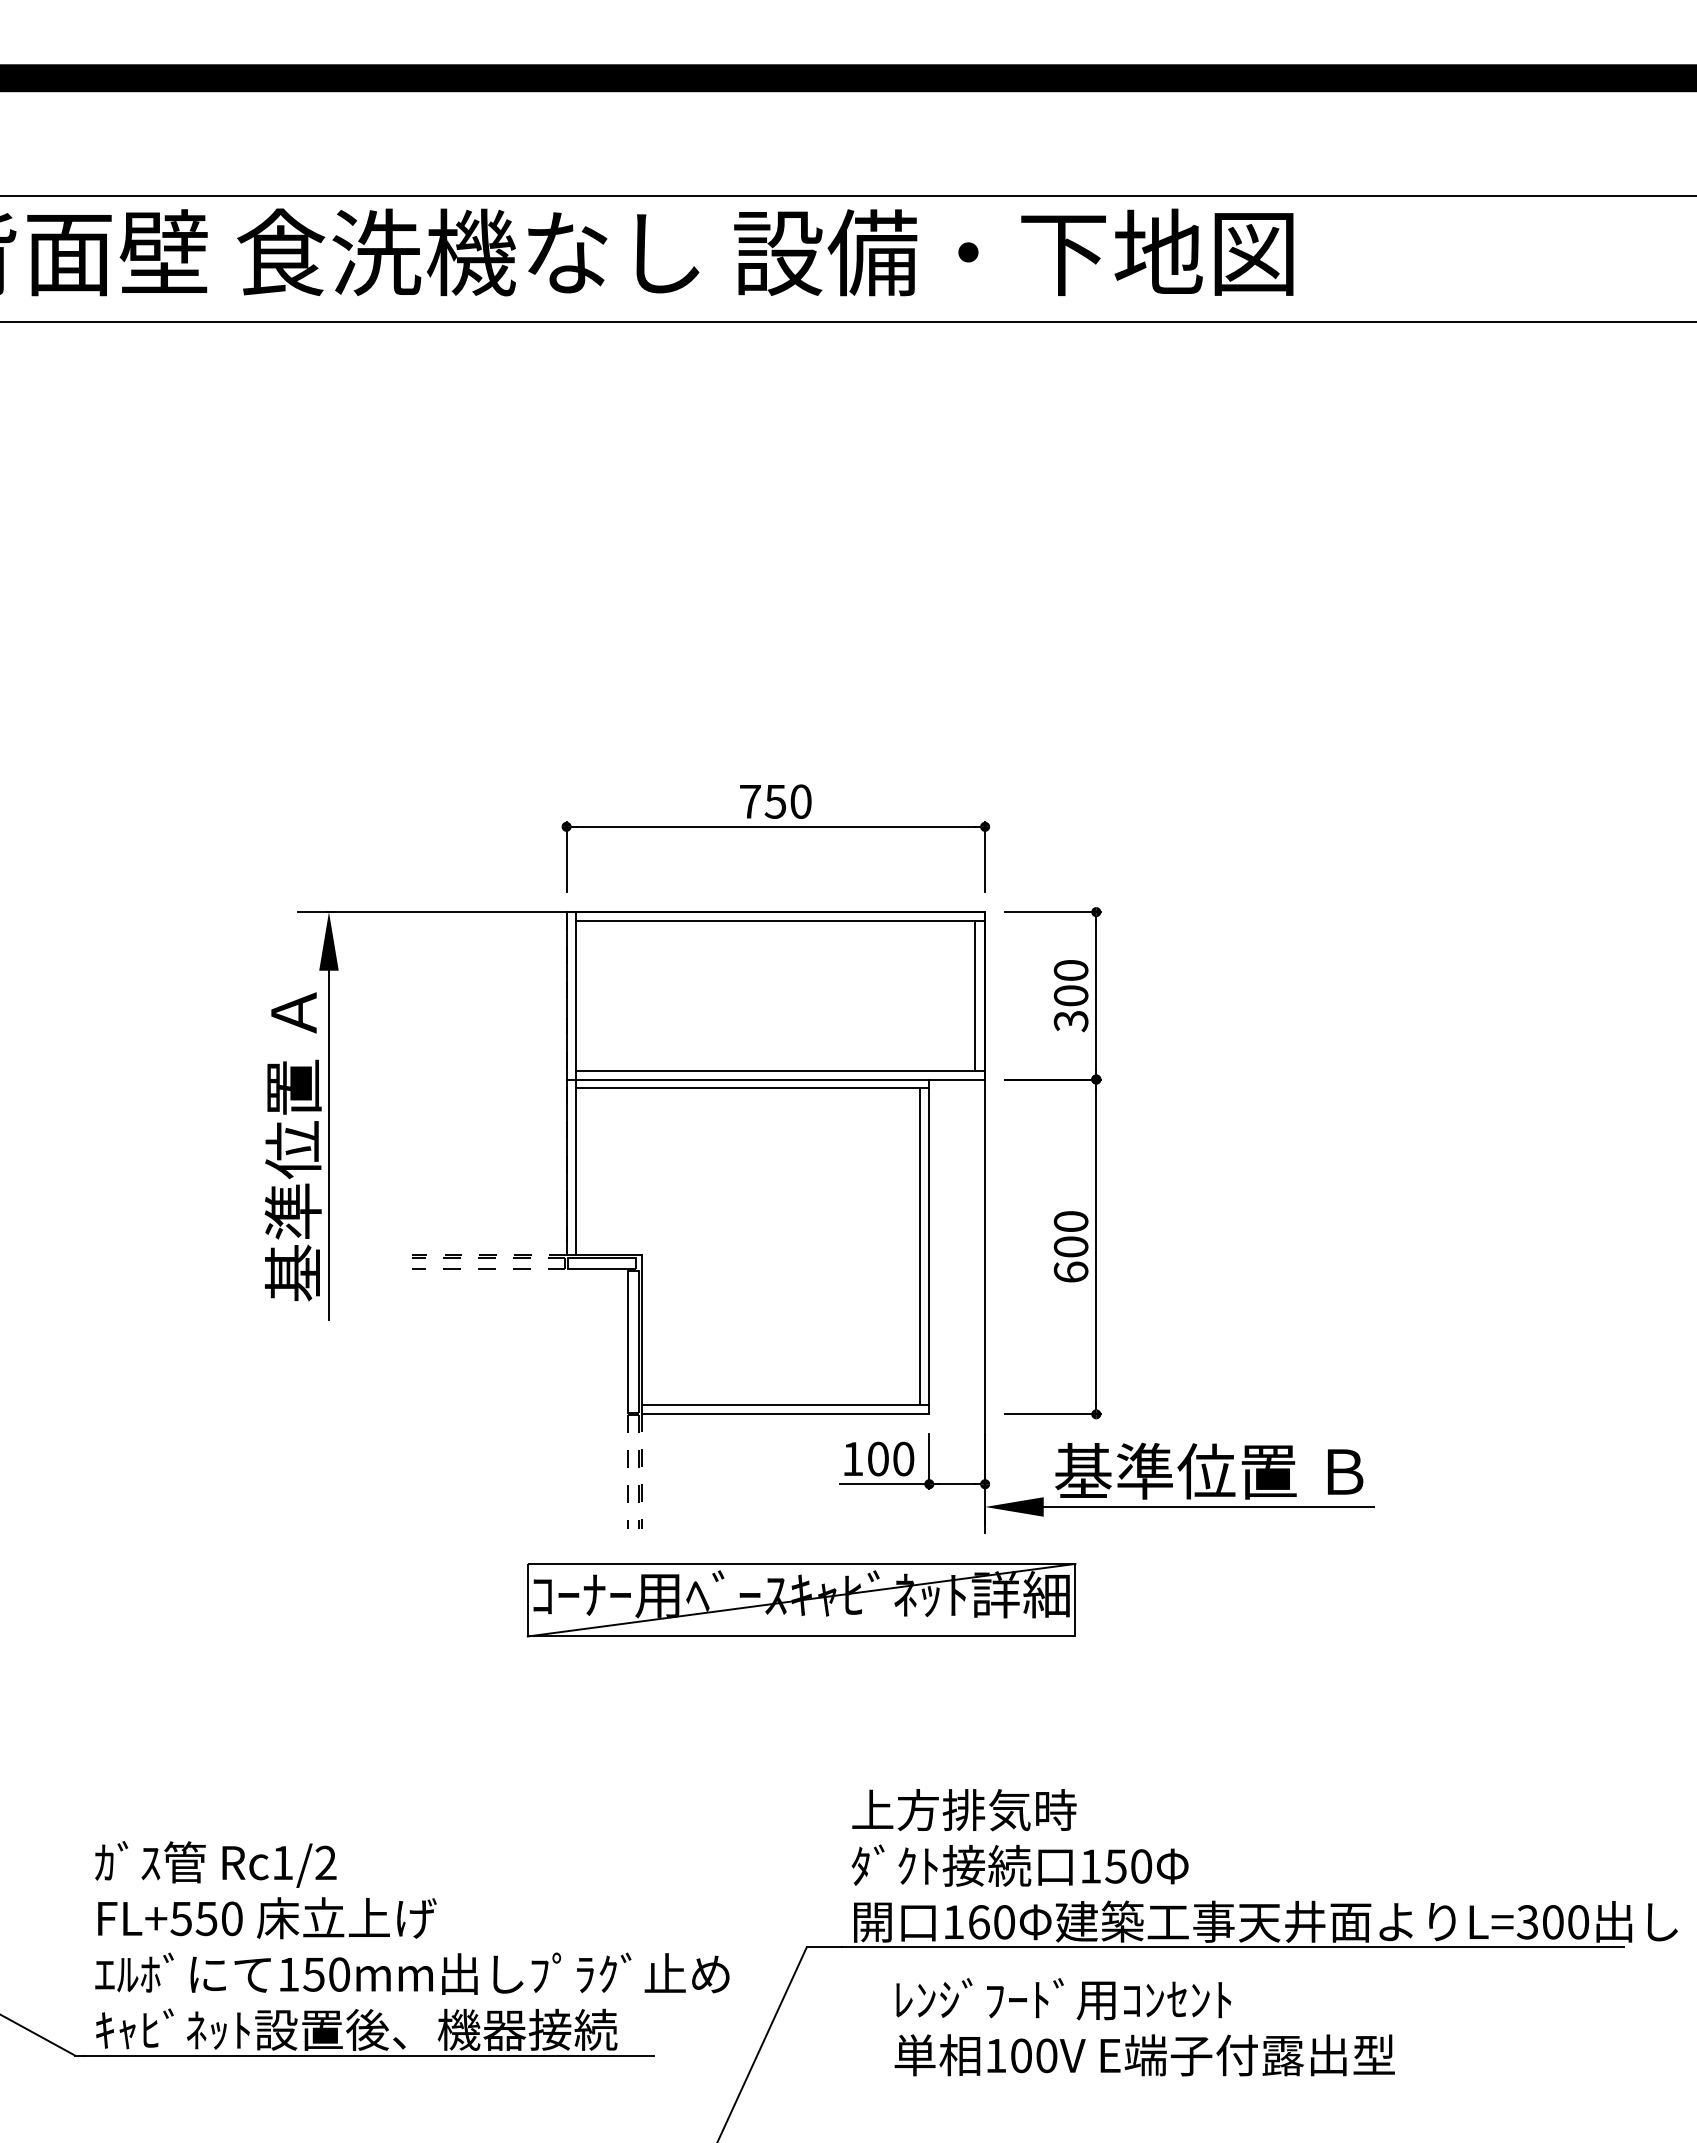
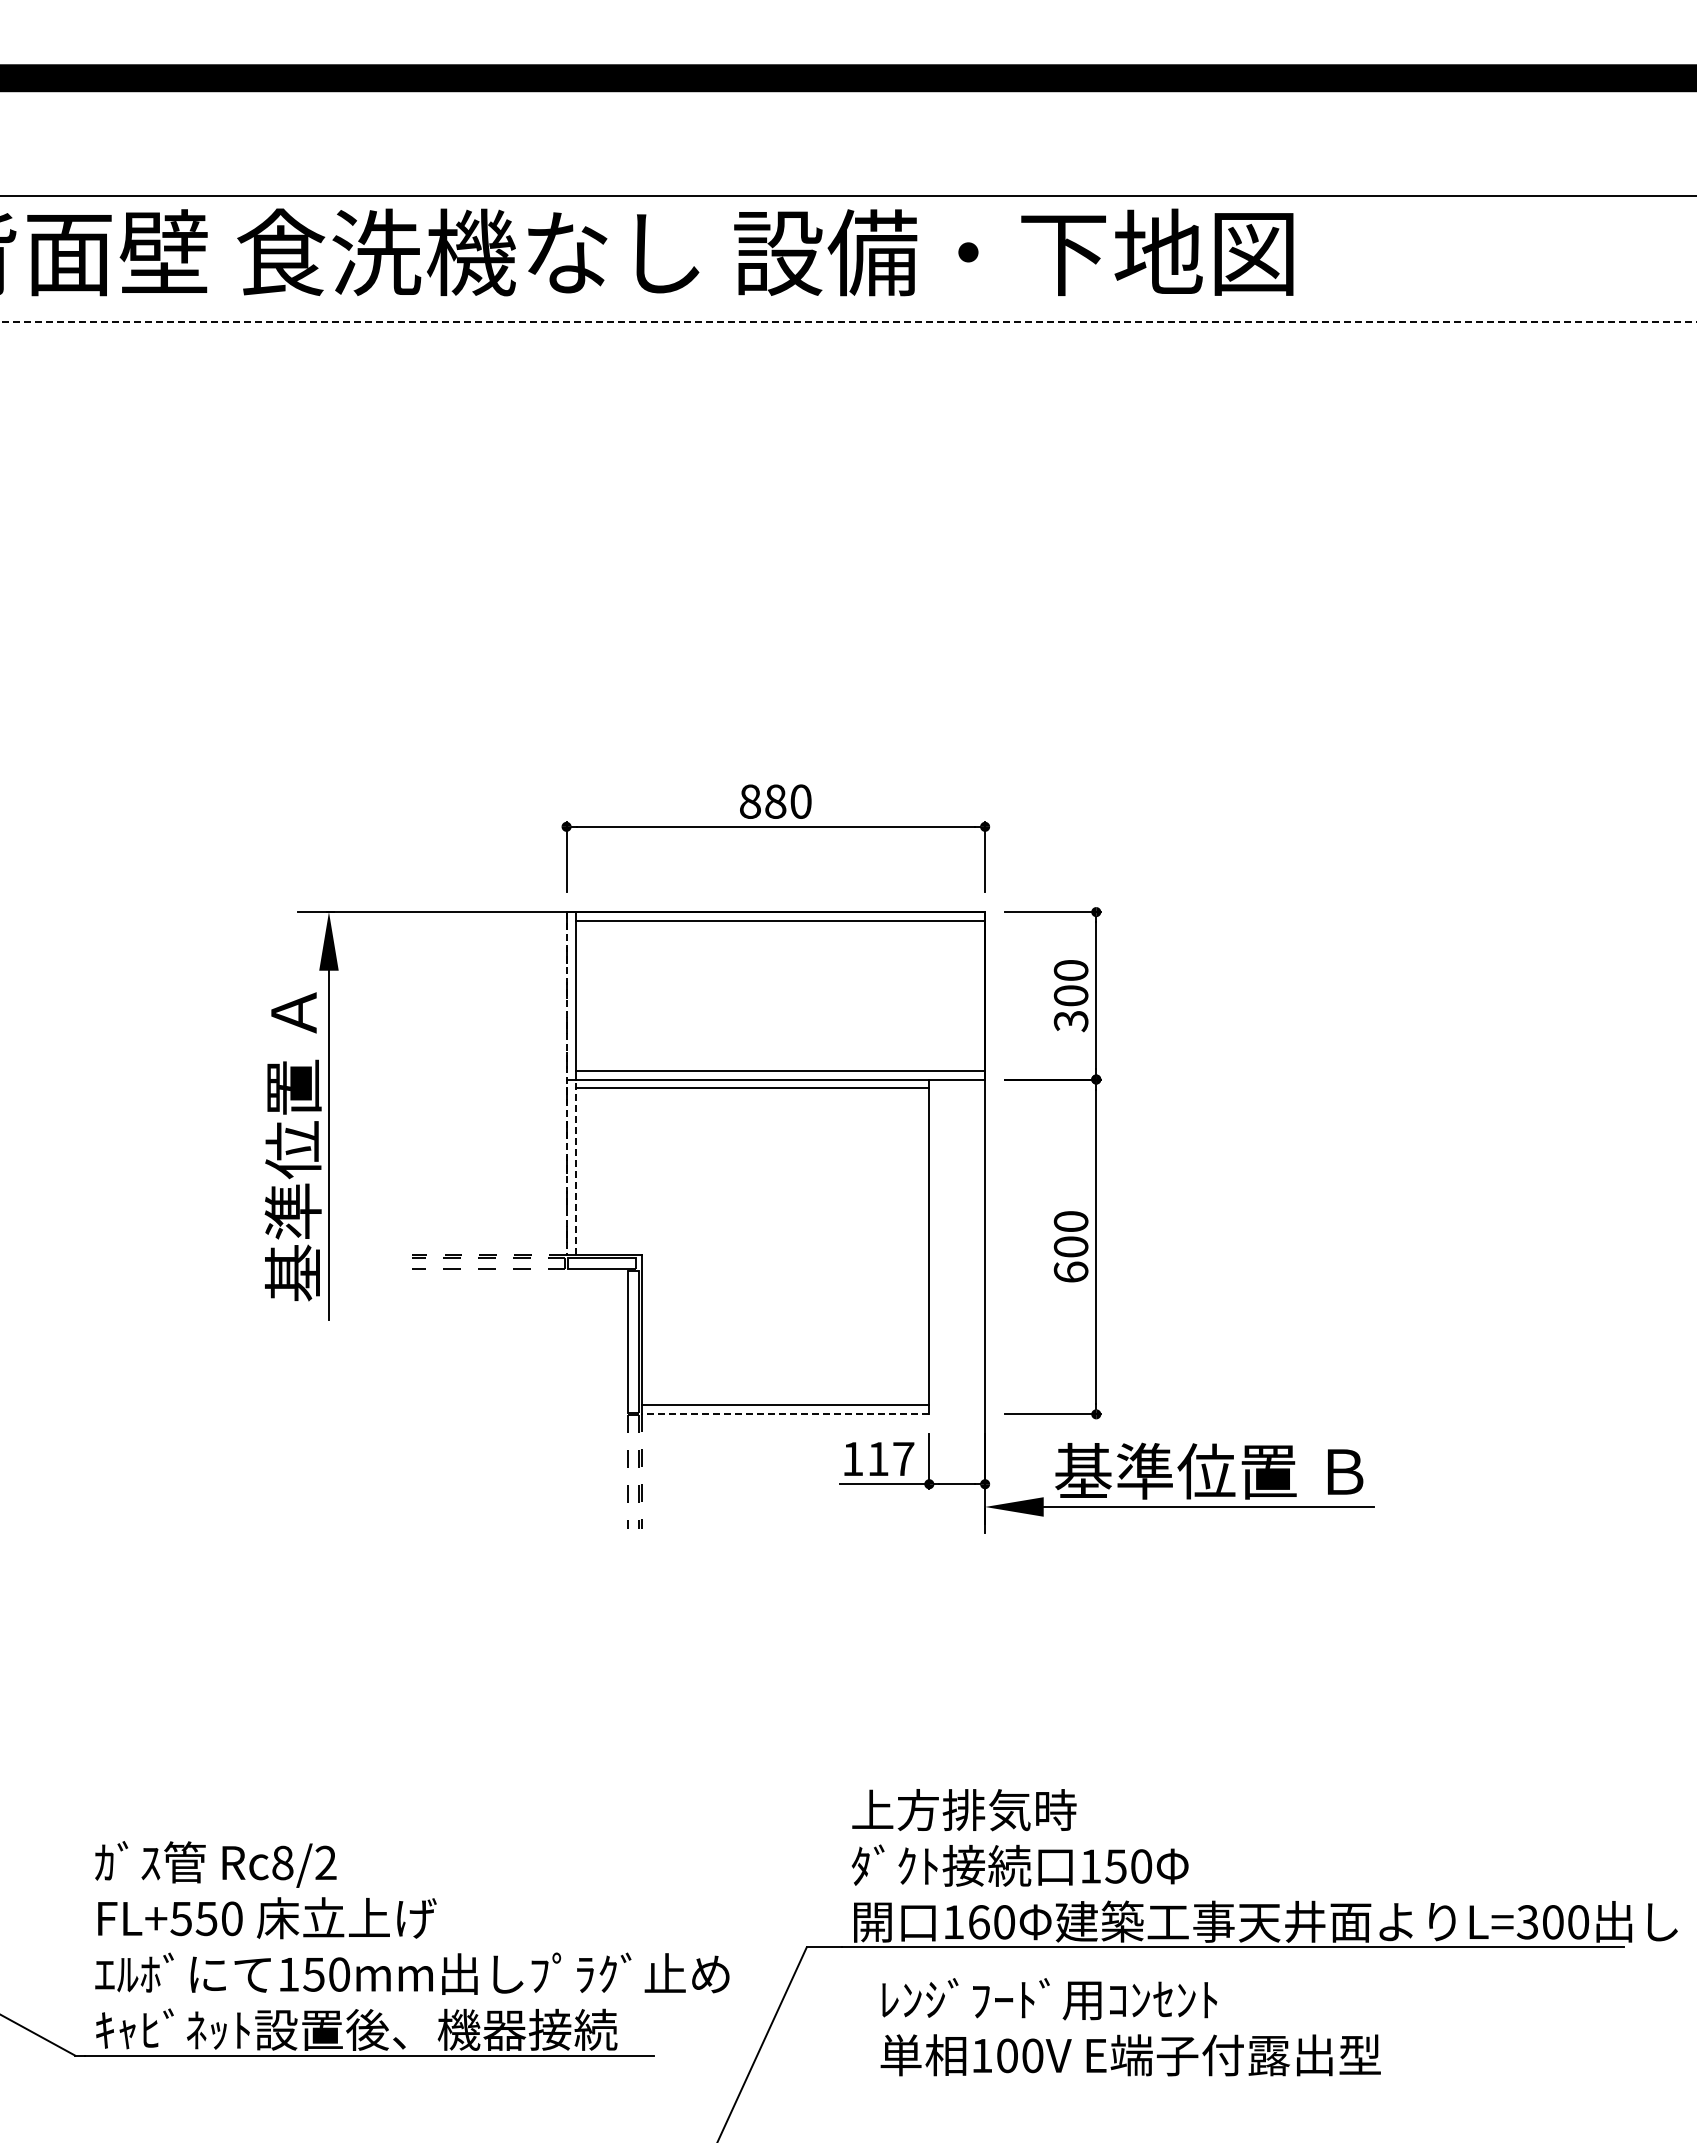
line: solid -> dashed (848, 321)
text: 750 -> 880 (763, 801)
line: present -> none (975, 995)
line: solid -> dashed (566, 1083)
line: solid -> dashed (575, 1167)
line: present -> none (920, 1246)
line: solid -> dashed (785, 1414)
text: 100 -> 117 (891, 1458)
part: present -> none (801, 1600)
text: Rc1/2 -> Rc8/2 (282, 1862)
text position: (1144, 2027) -> (1130, 2027) (1130, 2027)
